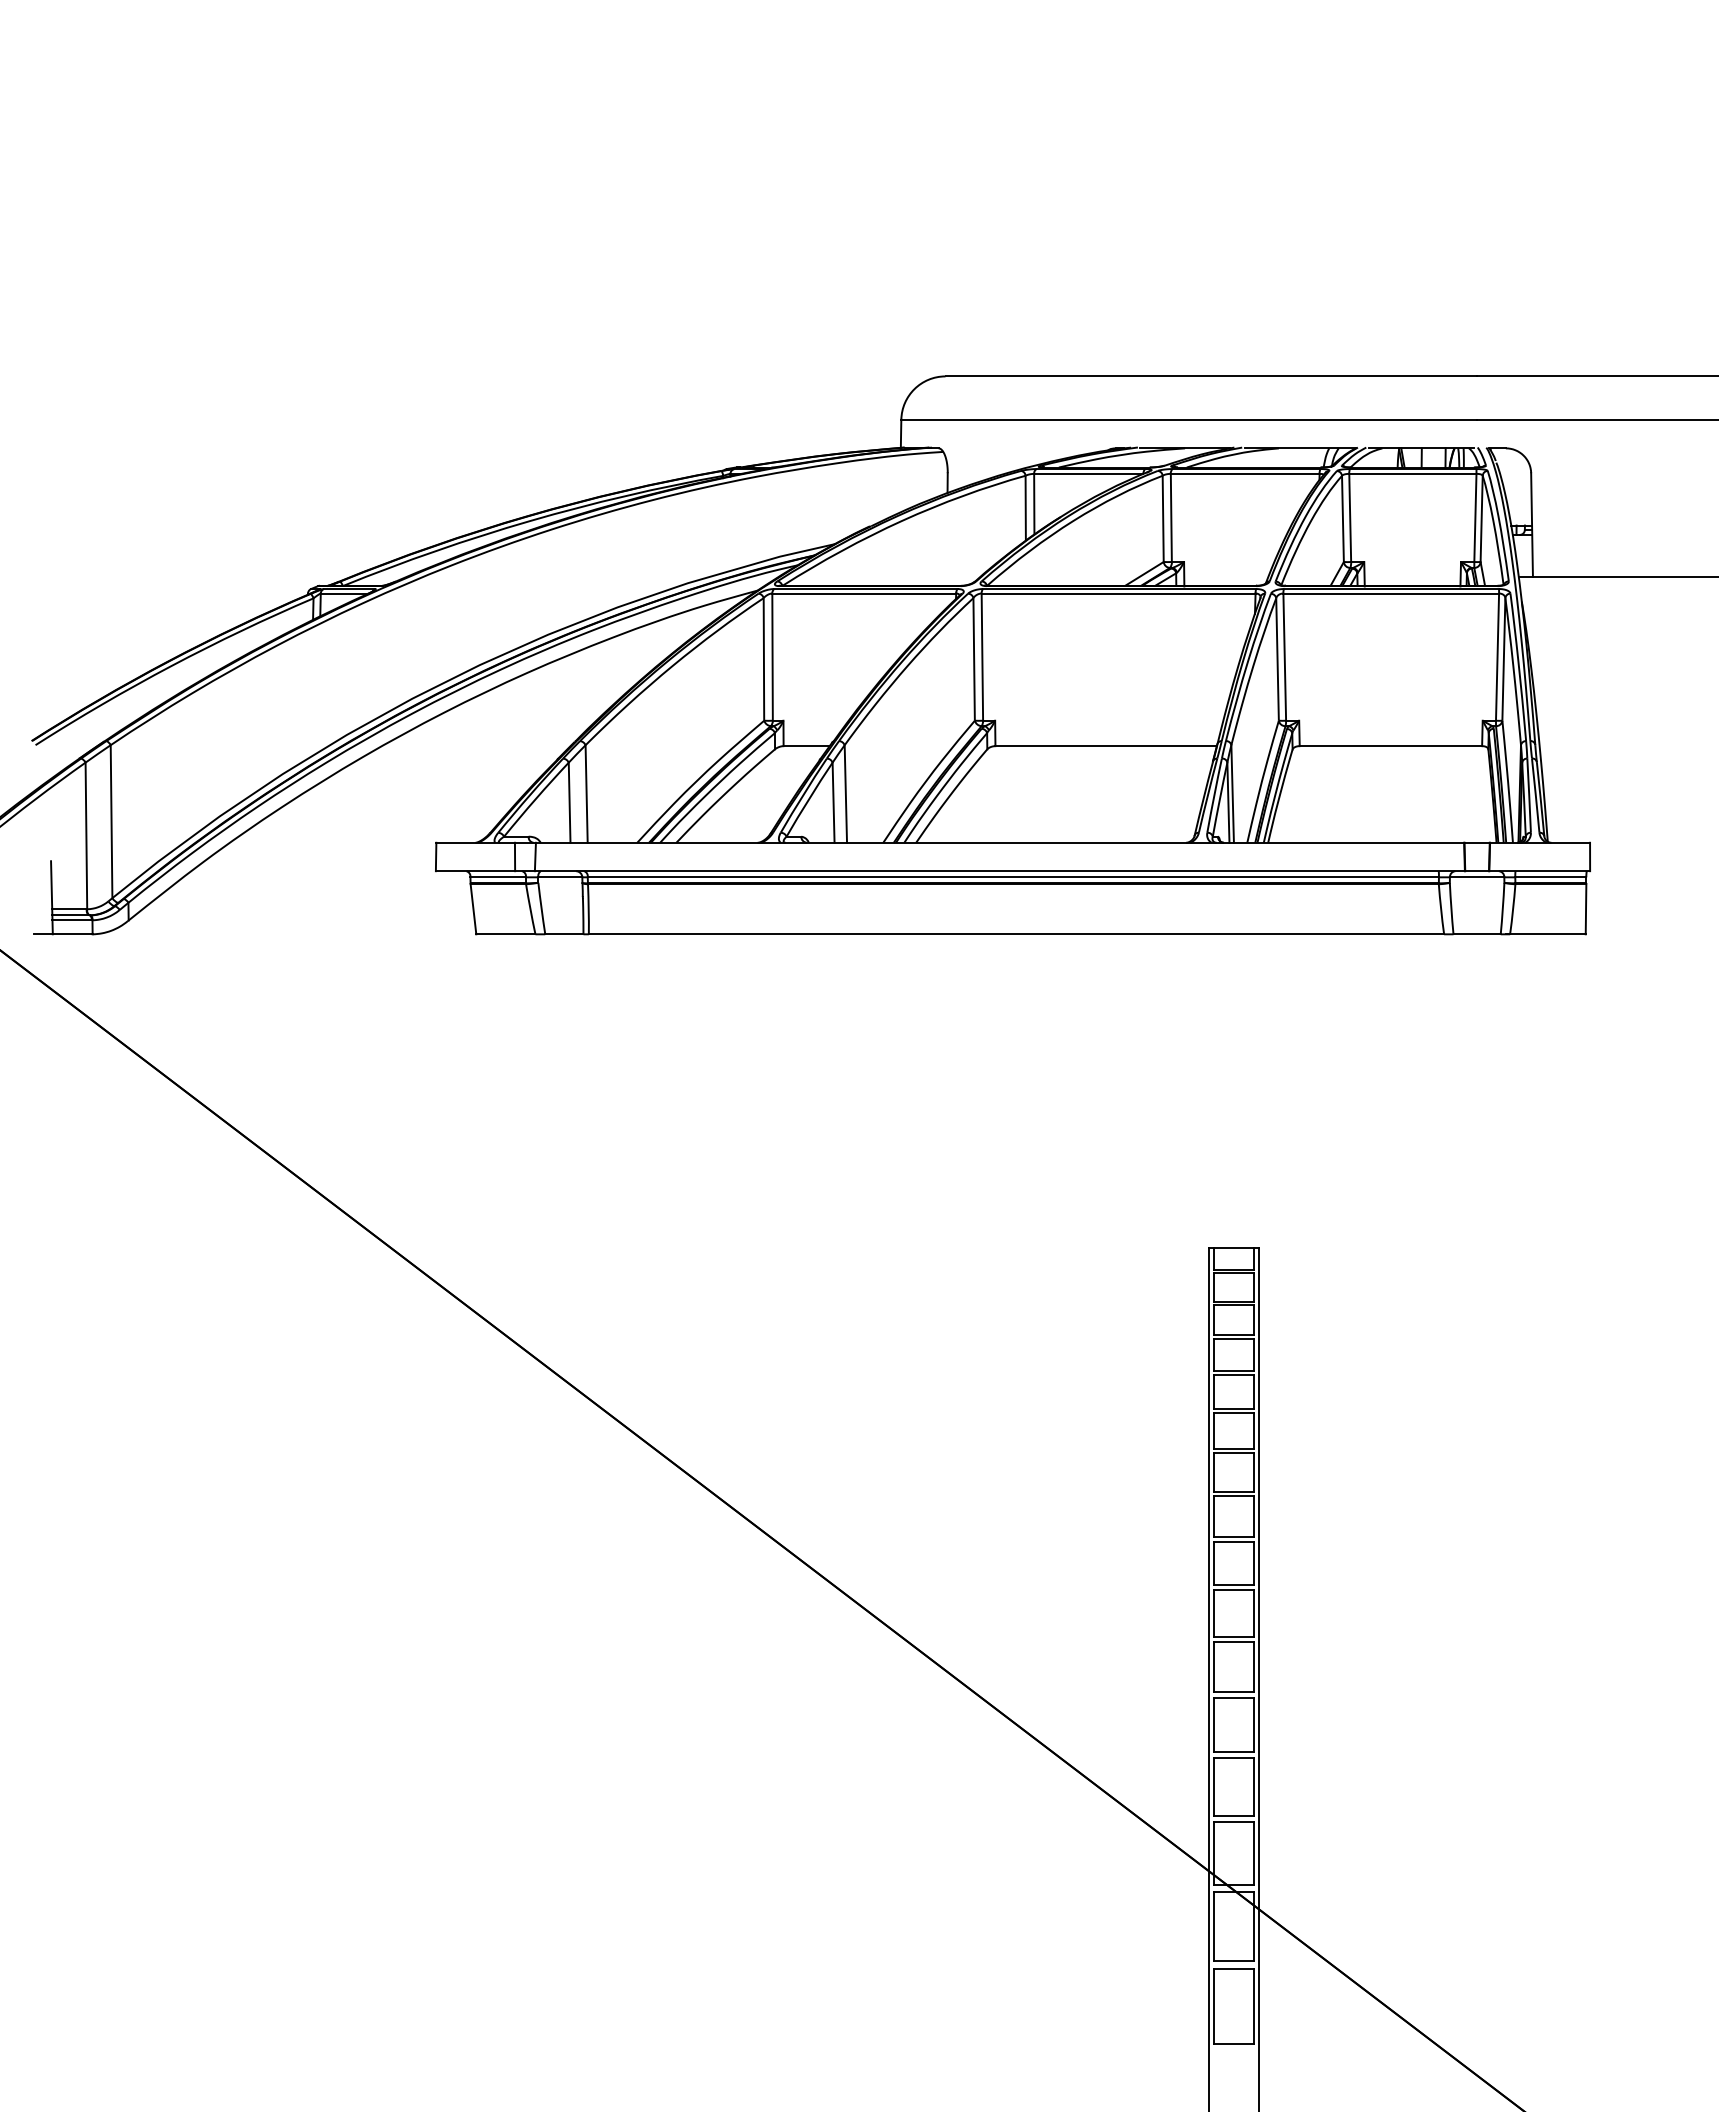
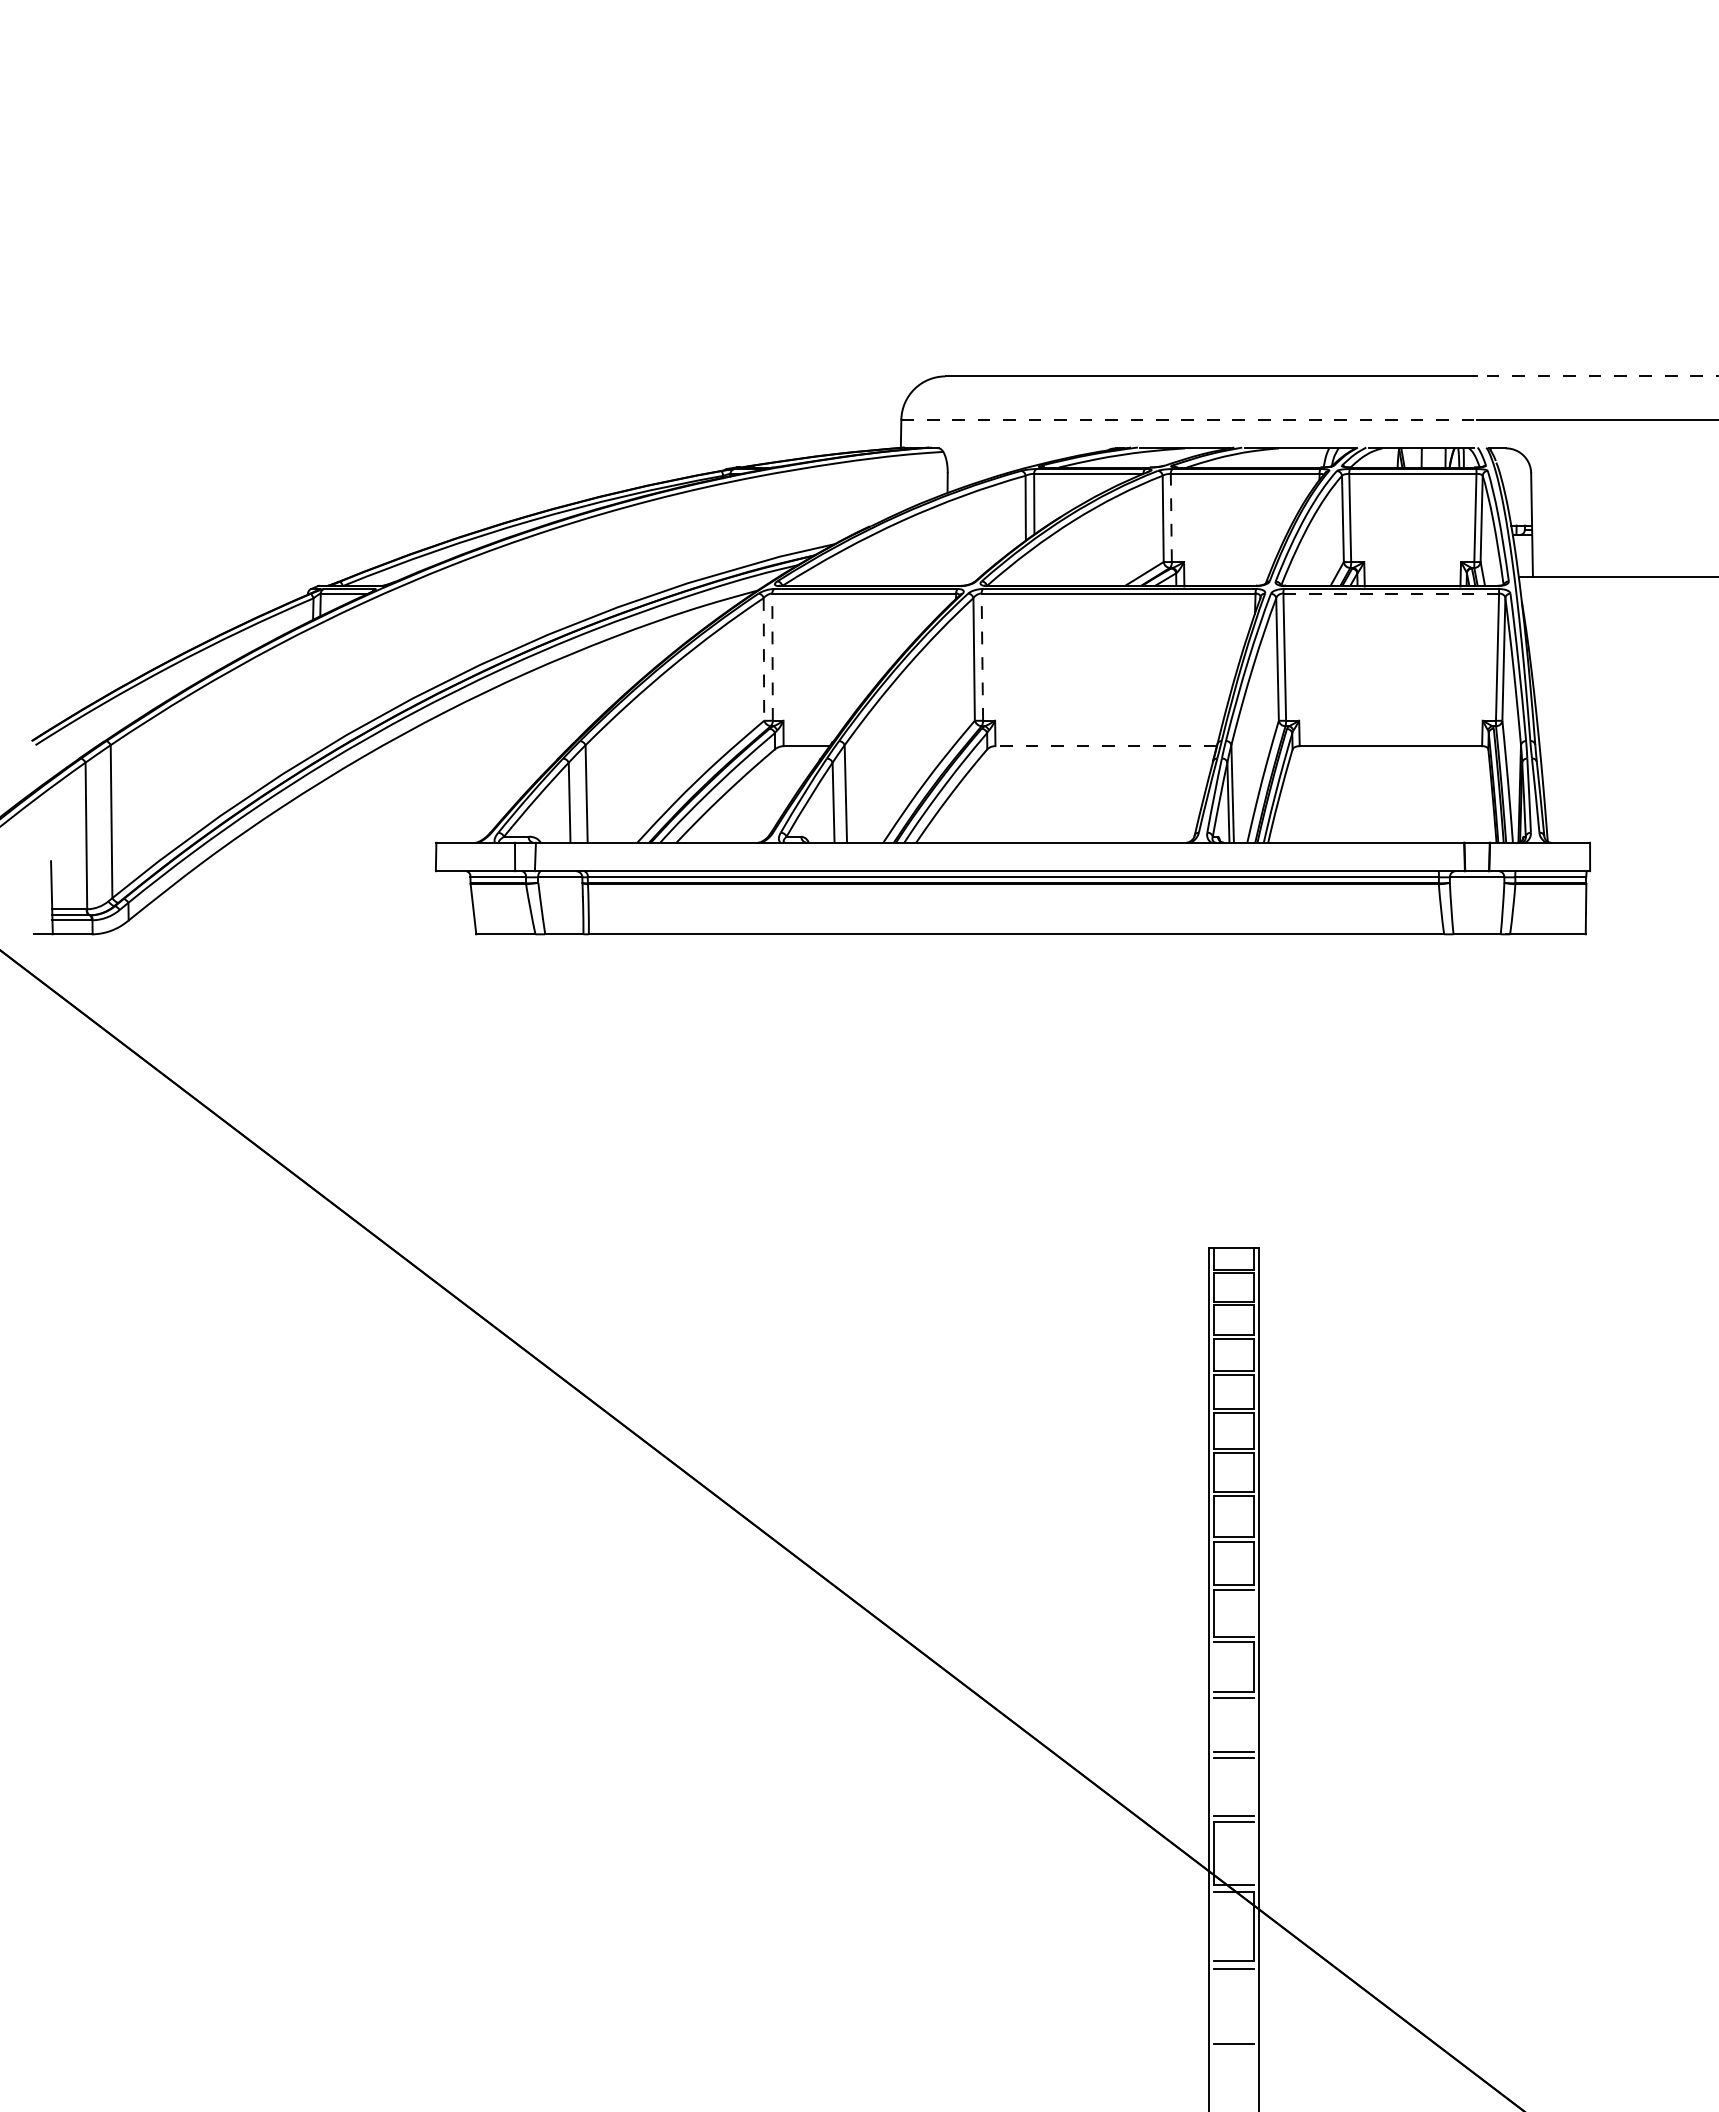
line: solid -> dashed (1598, 376)
line: solid -> dashed (1189, 419)
line: solid -> dashed (1171, 518)
line: solid -> dashed (1391, 593)
line: solid -> dashed (772, 657)
line: solid -> dashed (982, 657)
line: solid -> dashed (763, 660)
line: solid -> dashed (1106, 746)
line: present -> none (1253, 1613)
line: present -> none (1213, 1667)
line: present -> none (1213, 1724)
line: present -> none (1253, 1724)
line: present -> none (1213, 1786)
line: present -> none (1253, 1786)
line: present -> none (1253, 1853)
line: present -> none (1213, 1926)
line: present -> none (1213, 2006)
line: present -> none (1253, 2006)
